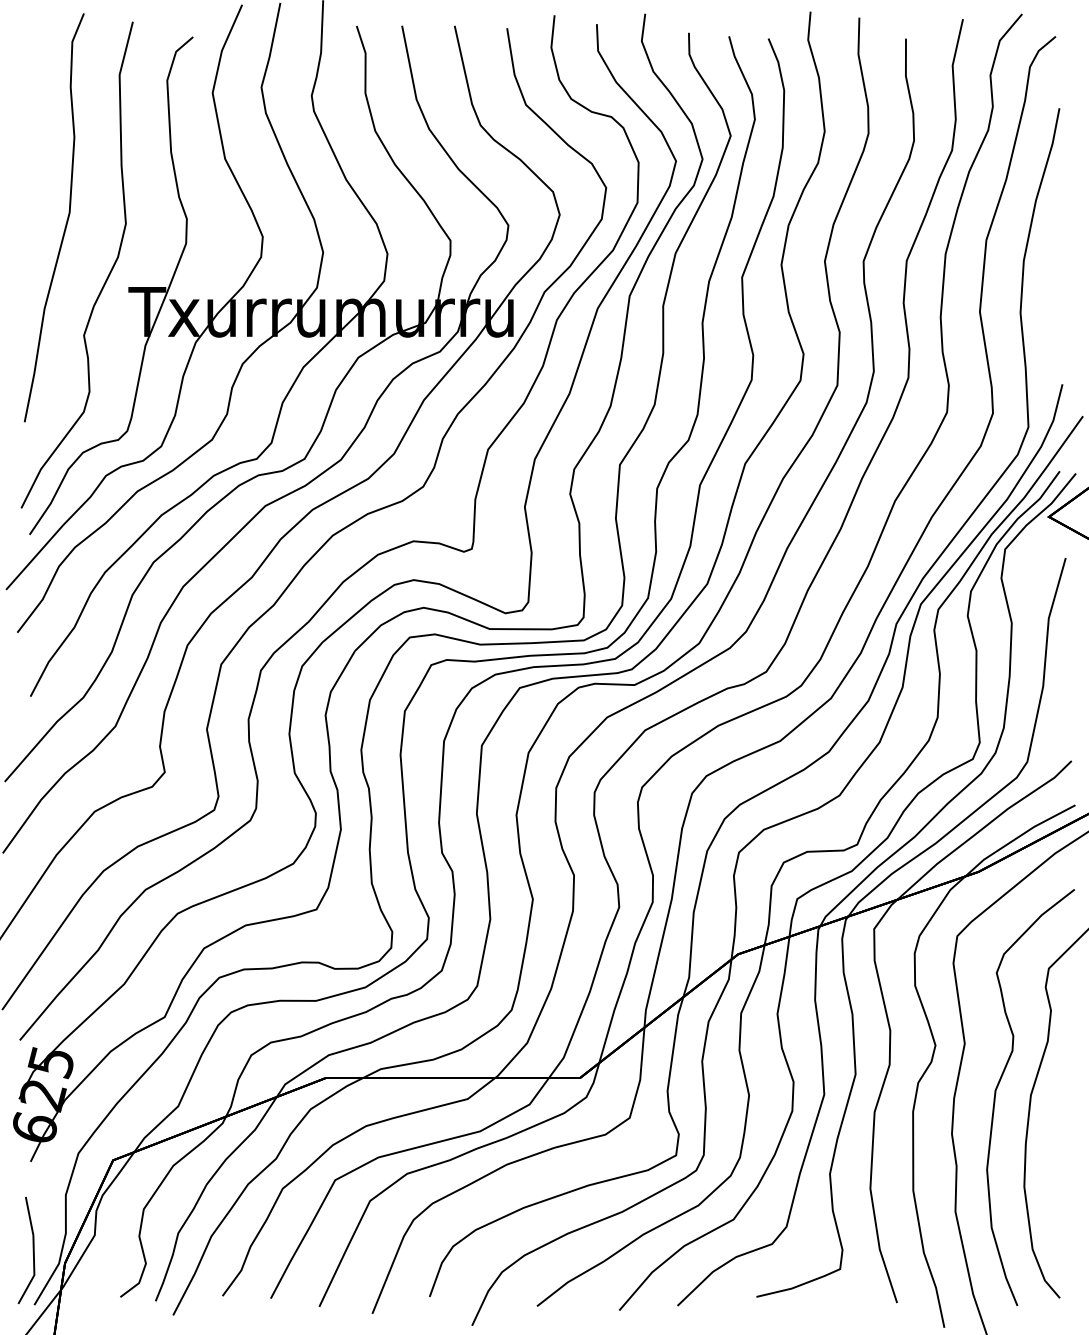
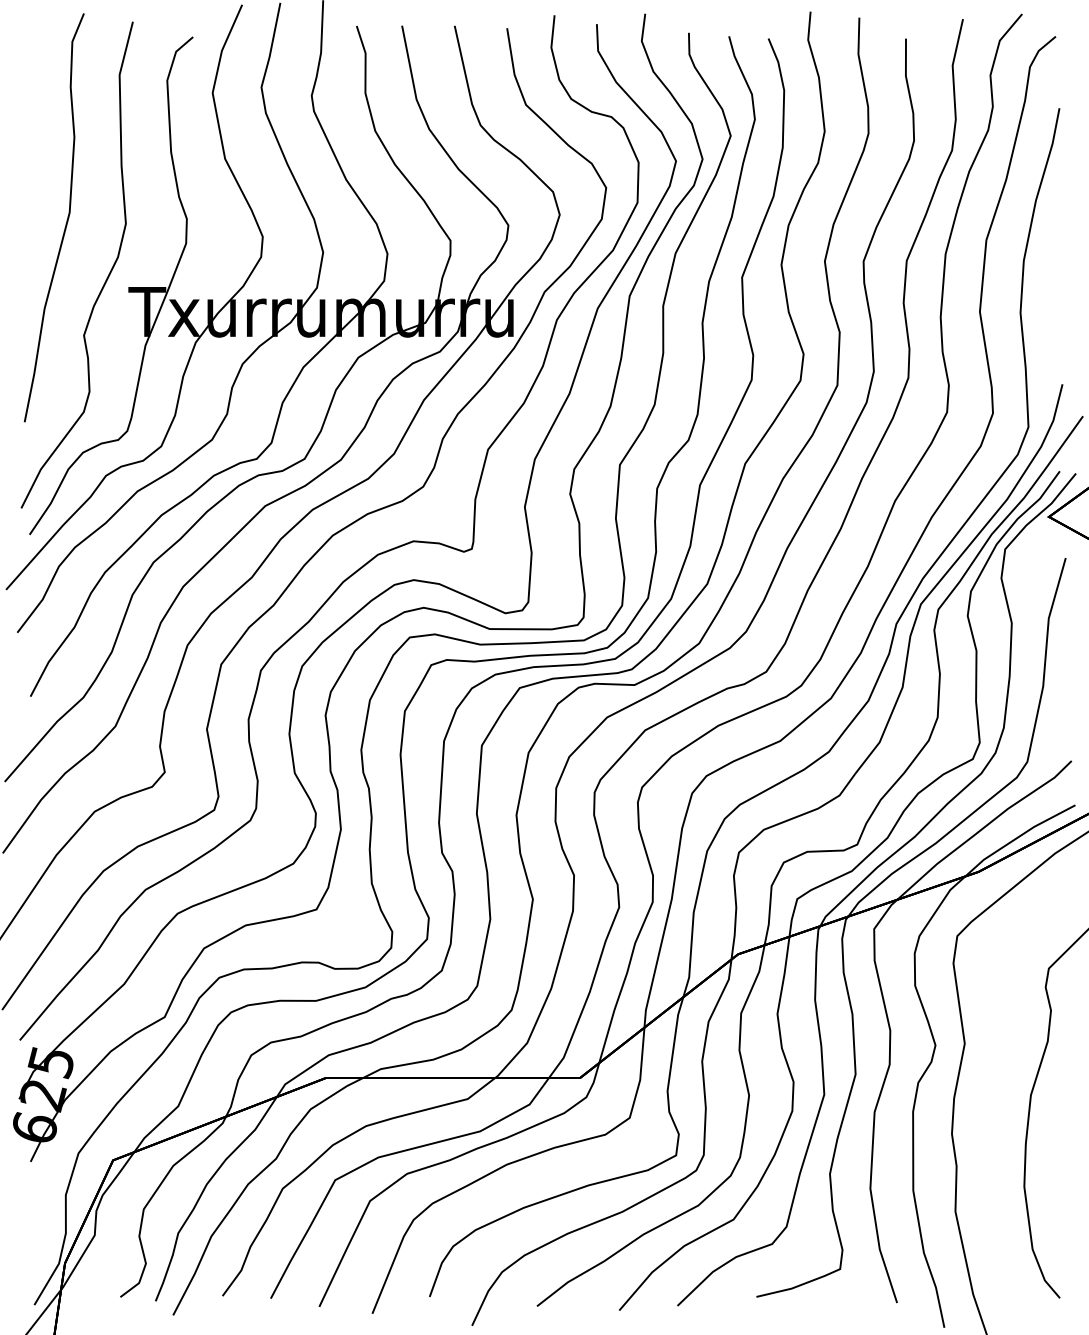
curve: present -> none (999, 1084)
line: present -> none (32, 1249)
